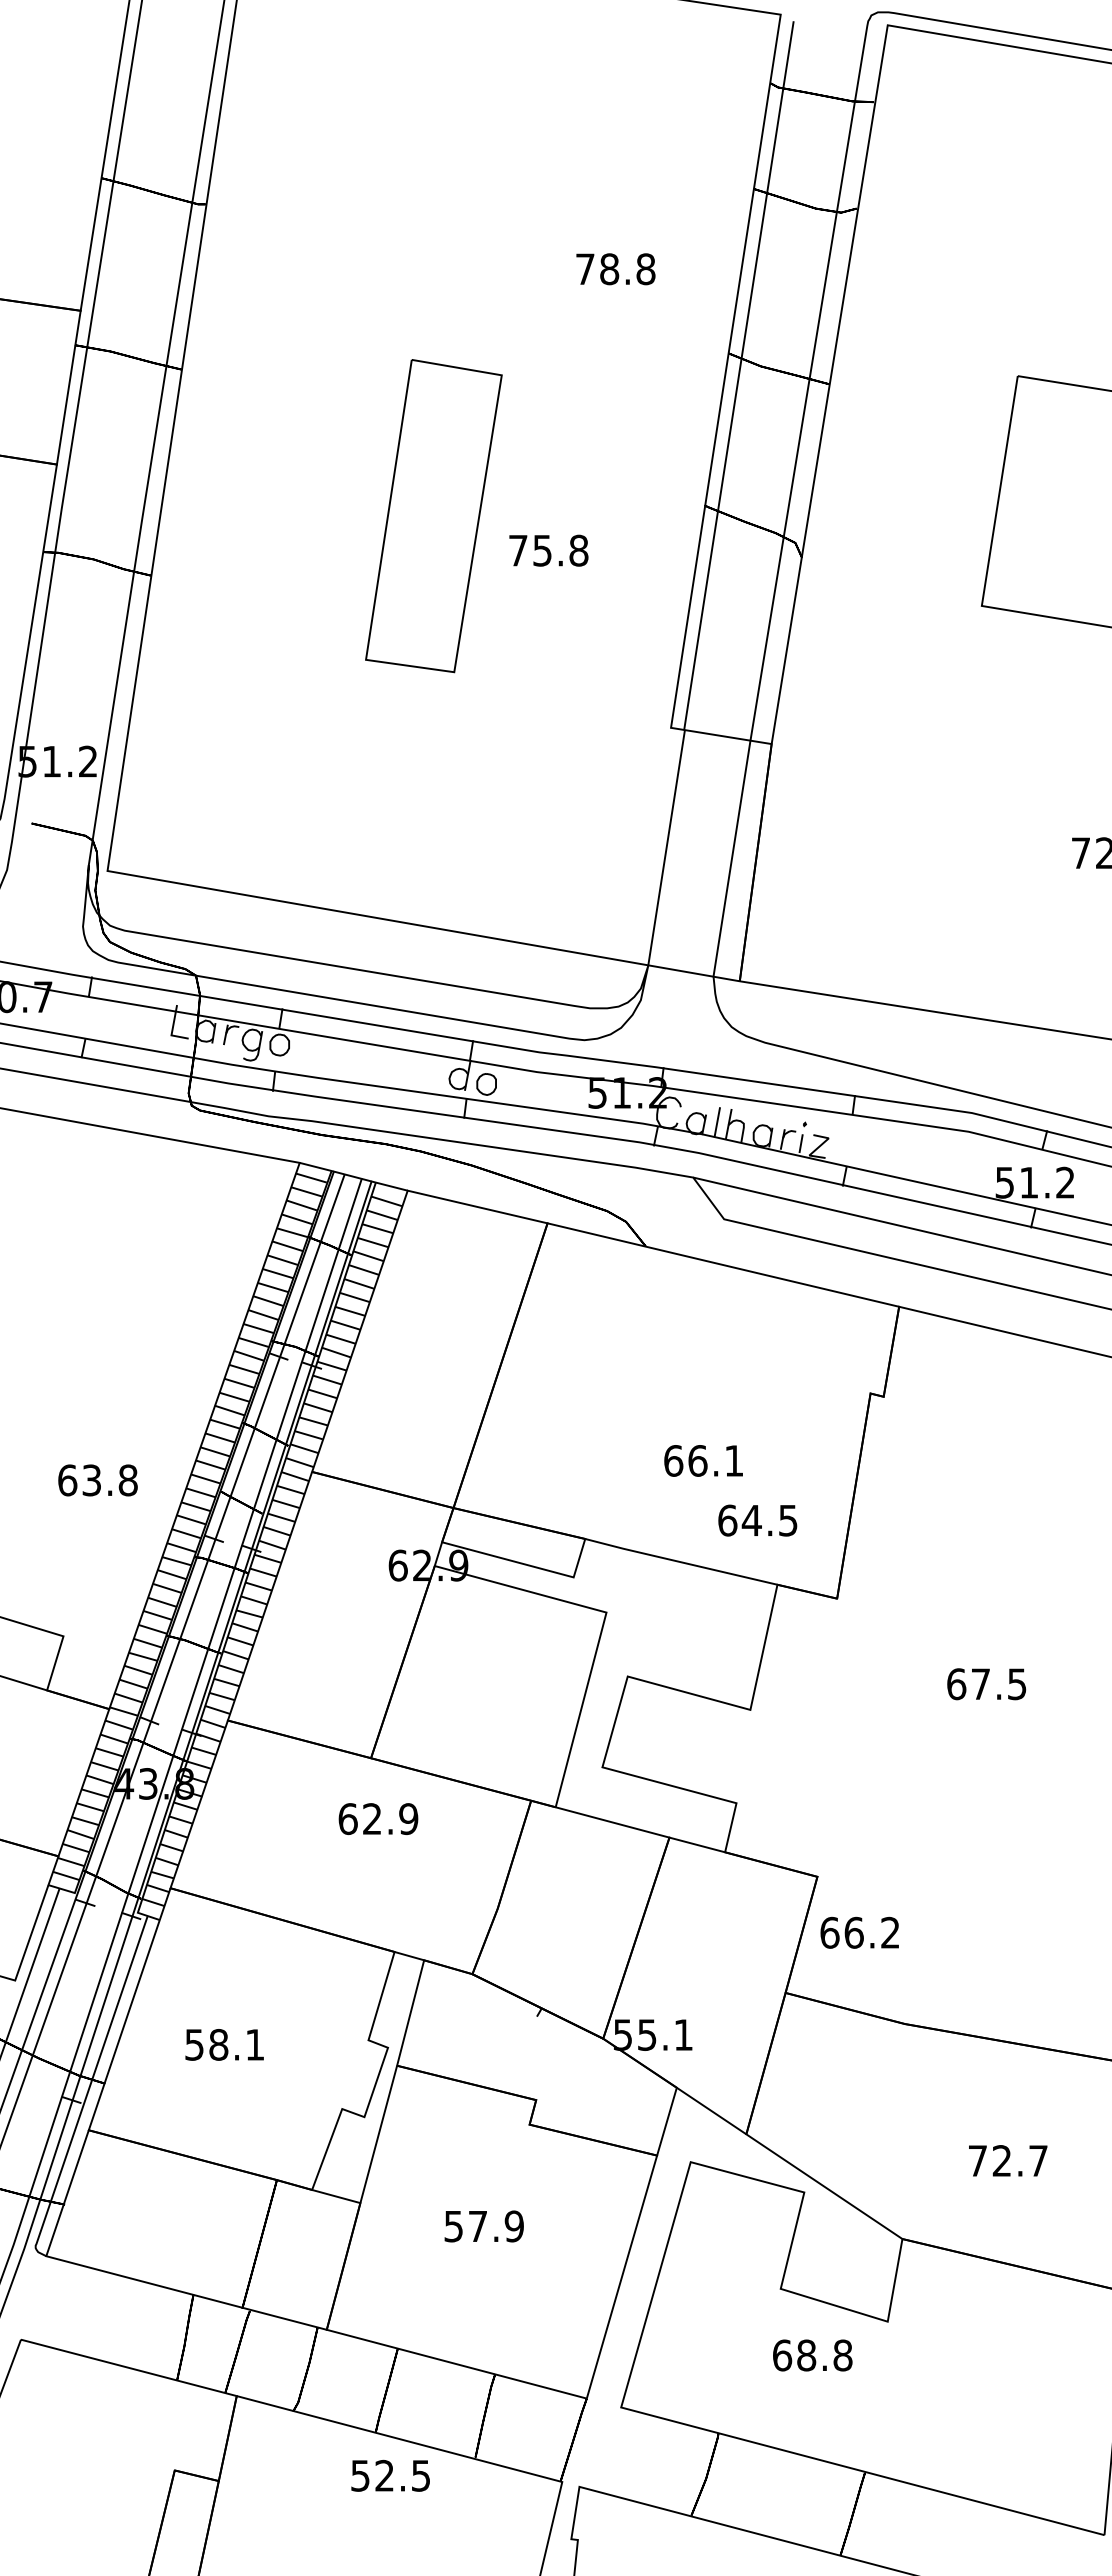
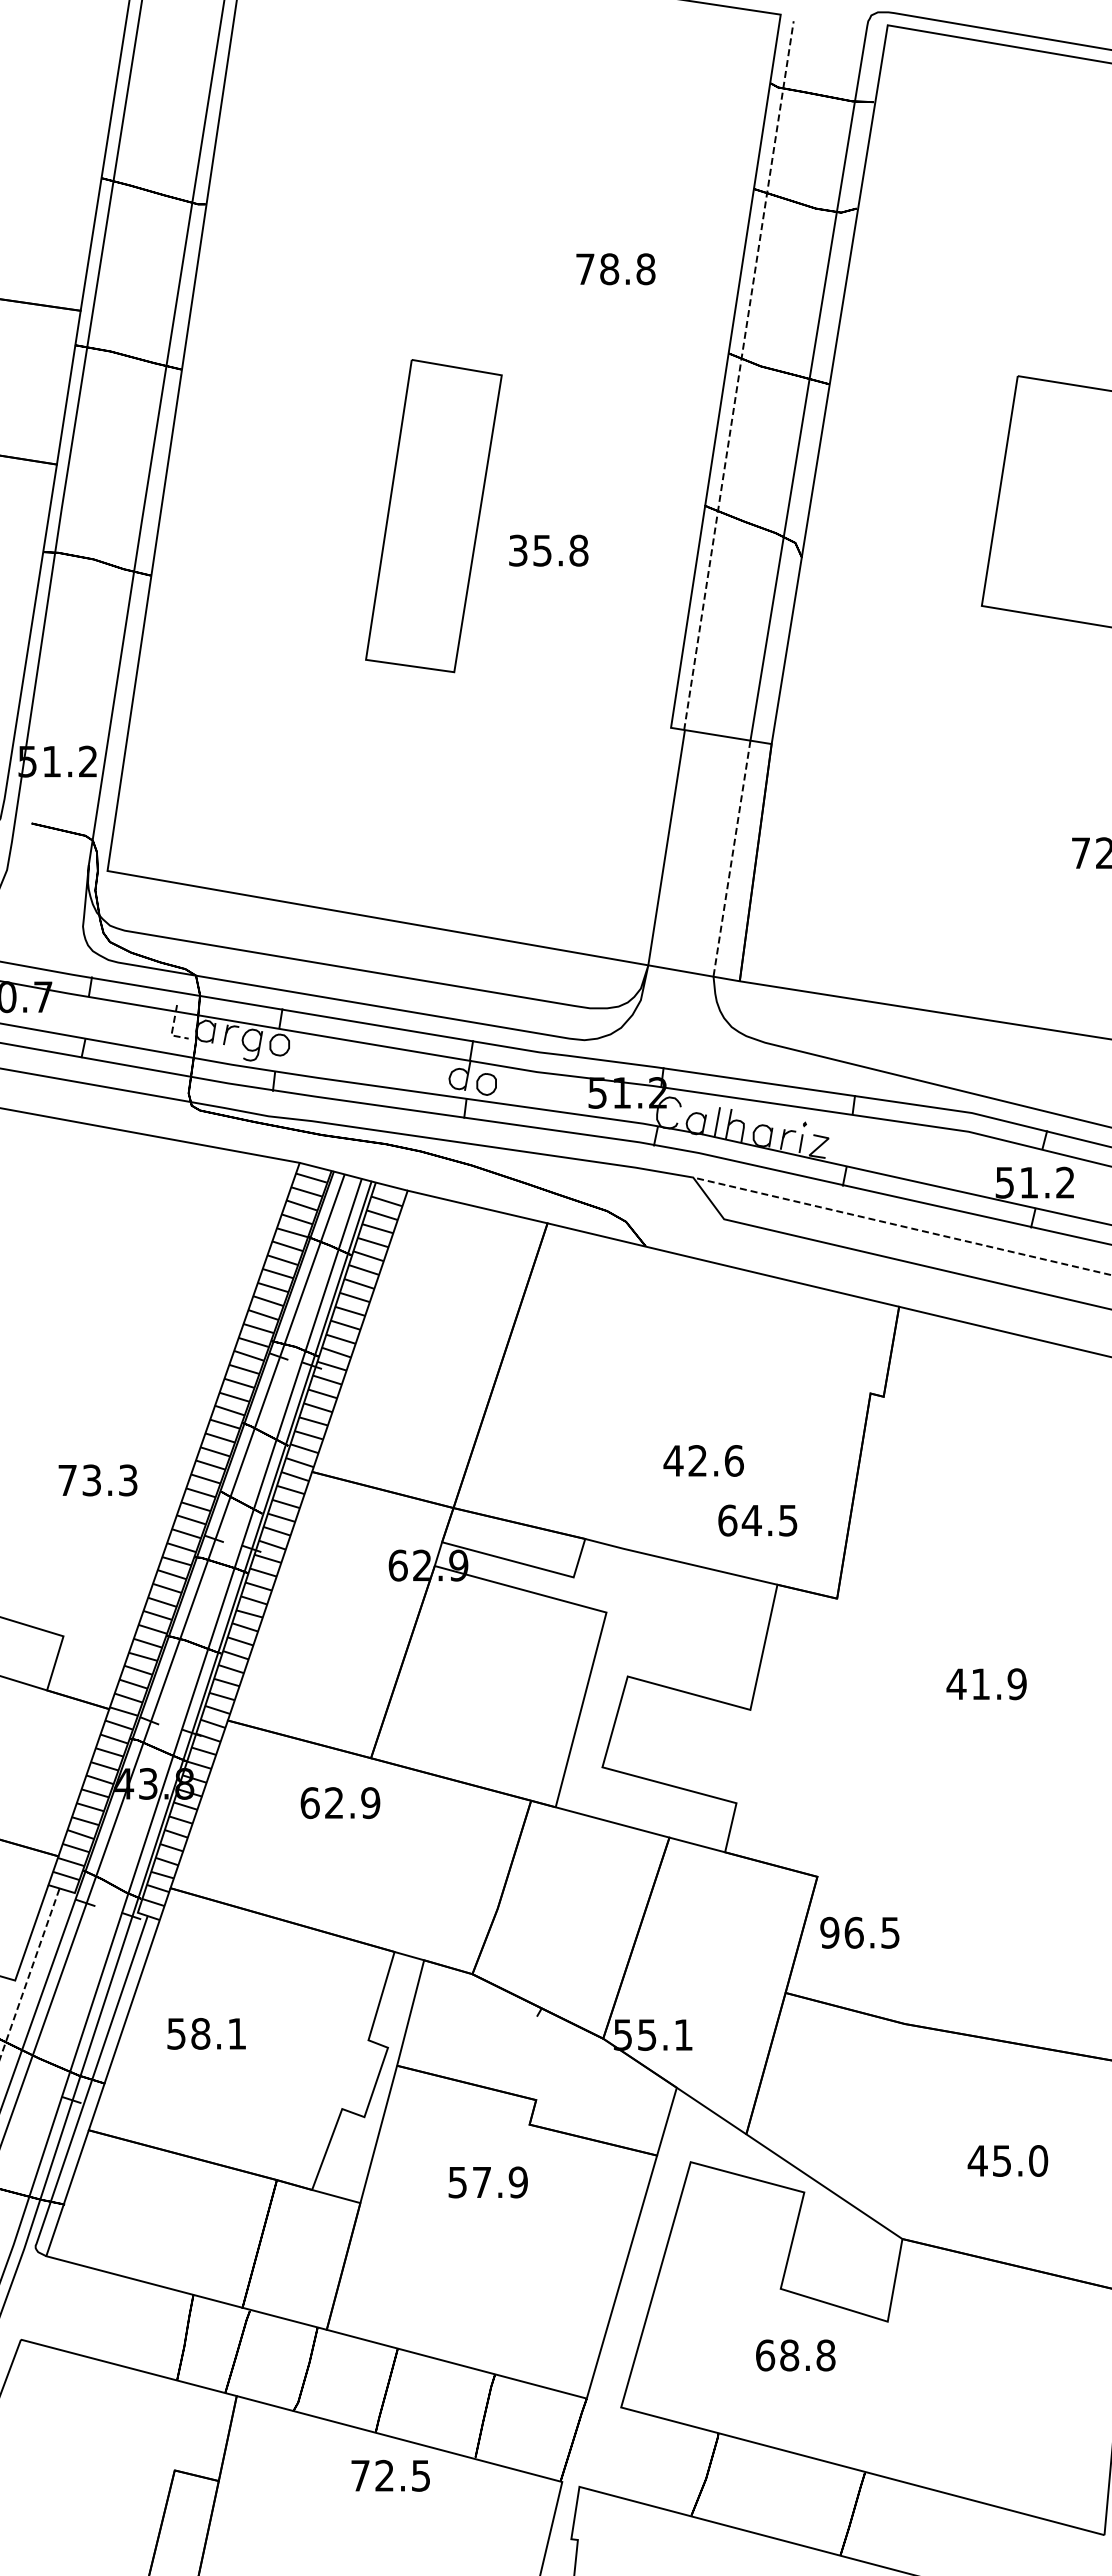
line: solid -> dashed (738, 375)
text: 75.8 -> 35.8 (518, 550)
line: solid -> dashed (731, 859)
line: solid -> dashed (172, 1029)
line: solid -> dashed (902, 1226)
text: 66.1 -> 42.6 (703, 1460)
text: 63.8 -> 73.3 (97, 1480)
text: 67.5 -> 41.9 (986, 1684)
text position: (378, 1818) -> (340, 1802) (340, 1802)
text: 66.2 -> 96.5 (859, 1932)
line: solid -> dashed (29, 1973)
text position: (224, 2044) -> (206, 2033) (206, 2033)
text: 72.7 -> 45.0 (1007, 2160)
text position: (483, 2226) -> (487, 2182) (487, 2182)
text position: (812, 2355) -> (795, 2355) (795, 2355)
text: 52.5 -> 72.5 (360, 2475)
